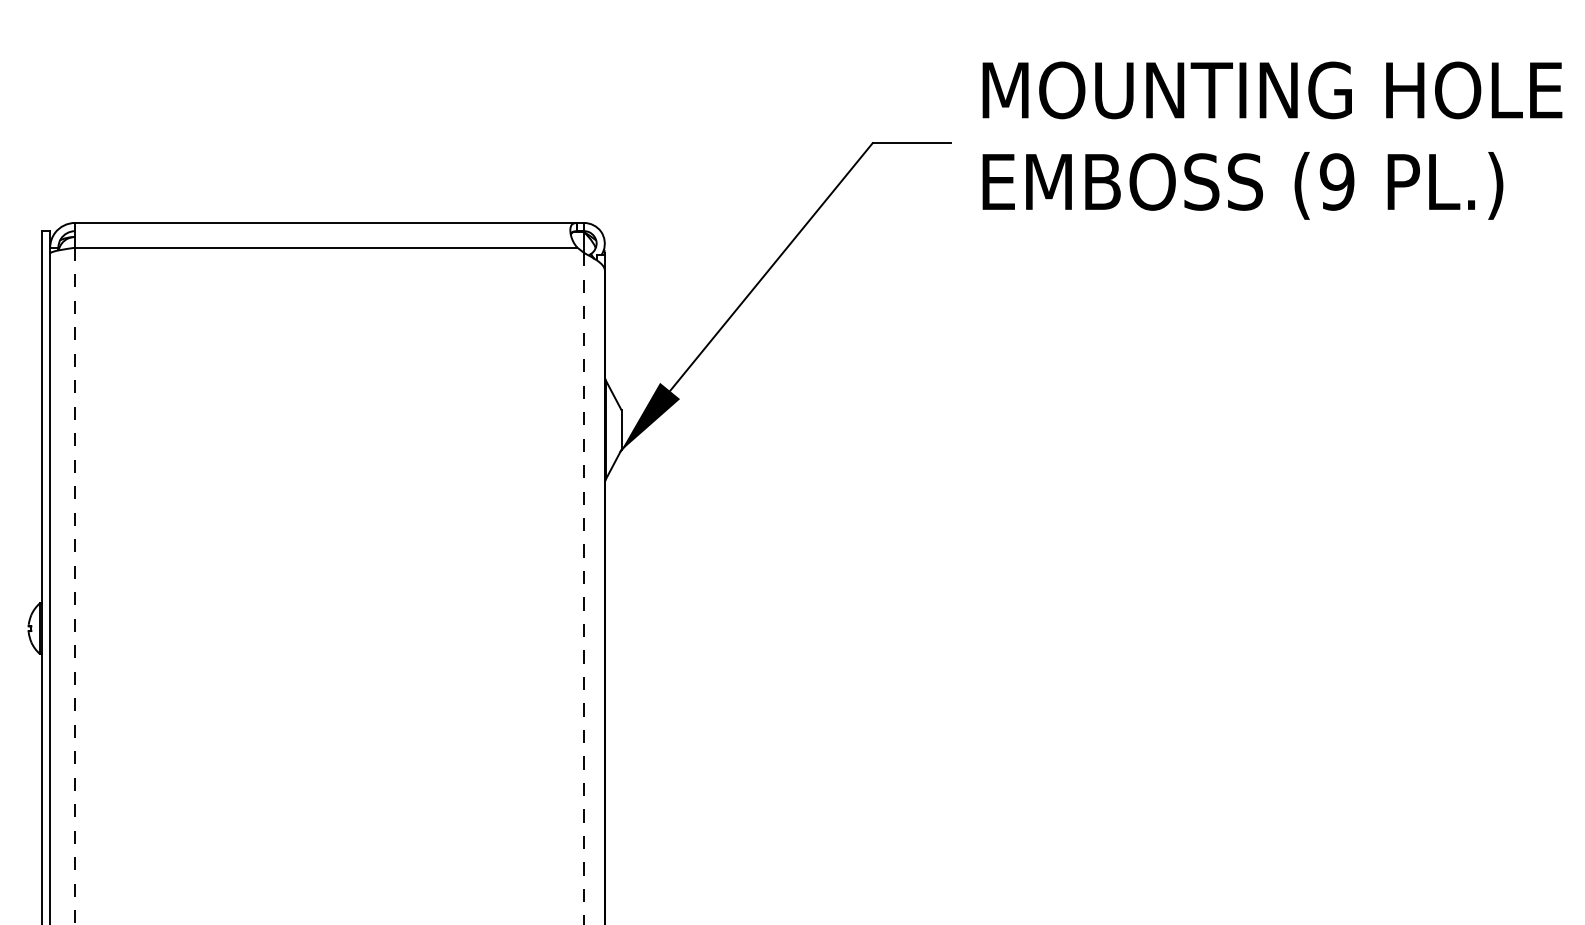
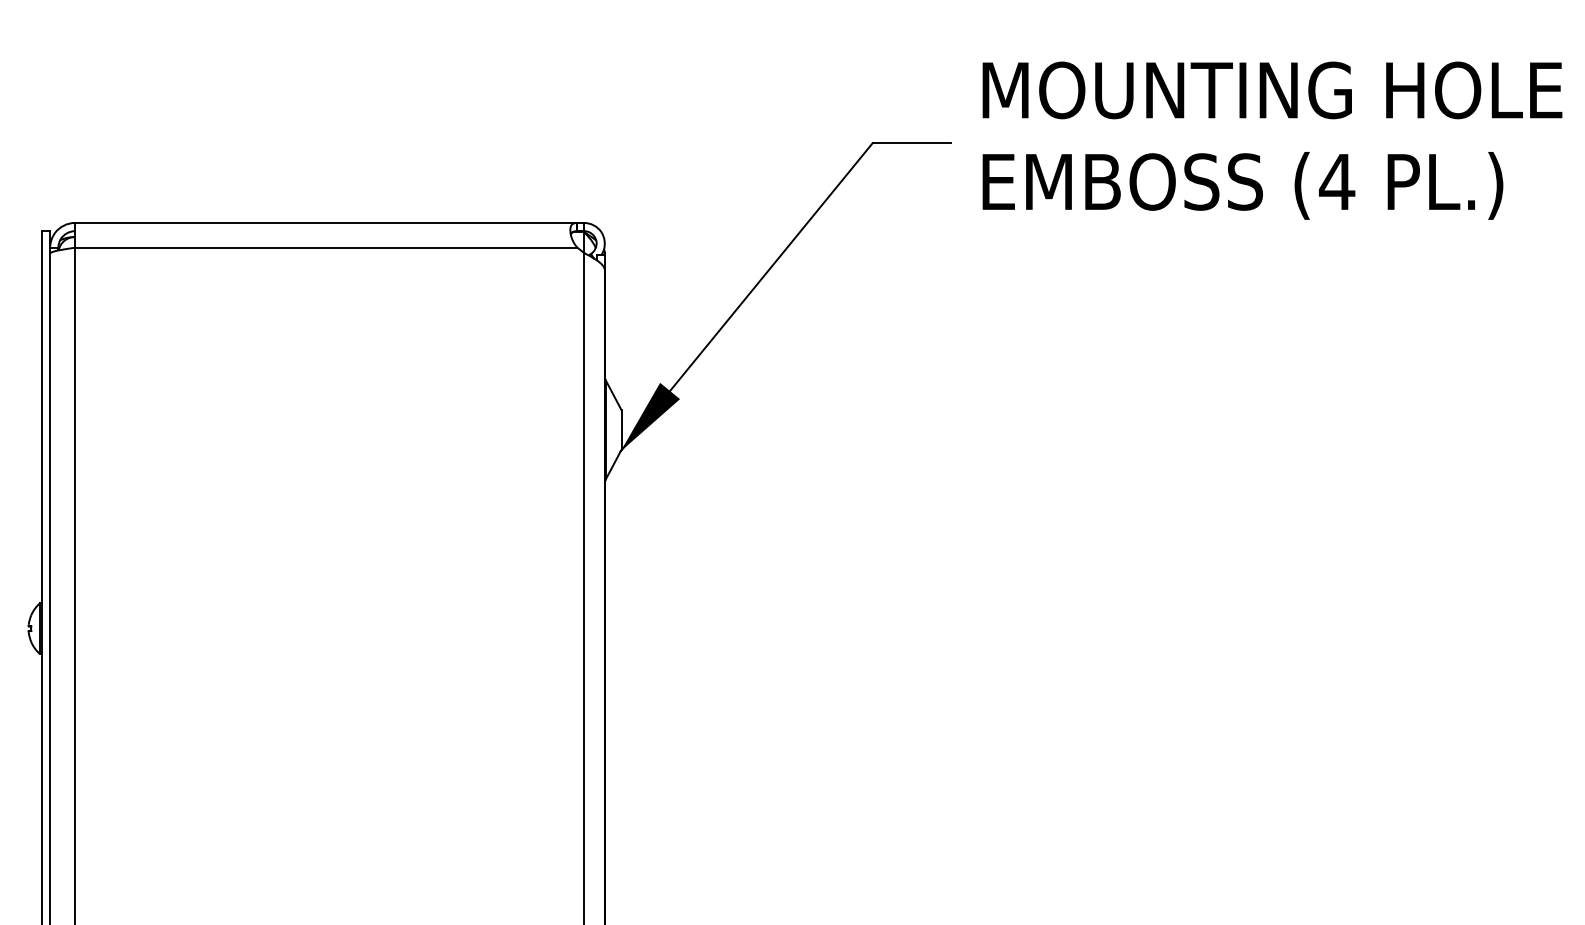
text: (9 -> (4 (1336, 181)
line: dashed -> solid (74, 586)
line: dashed -> solid (584, 588)
